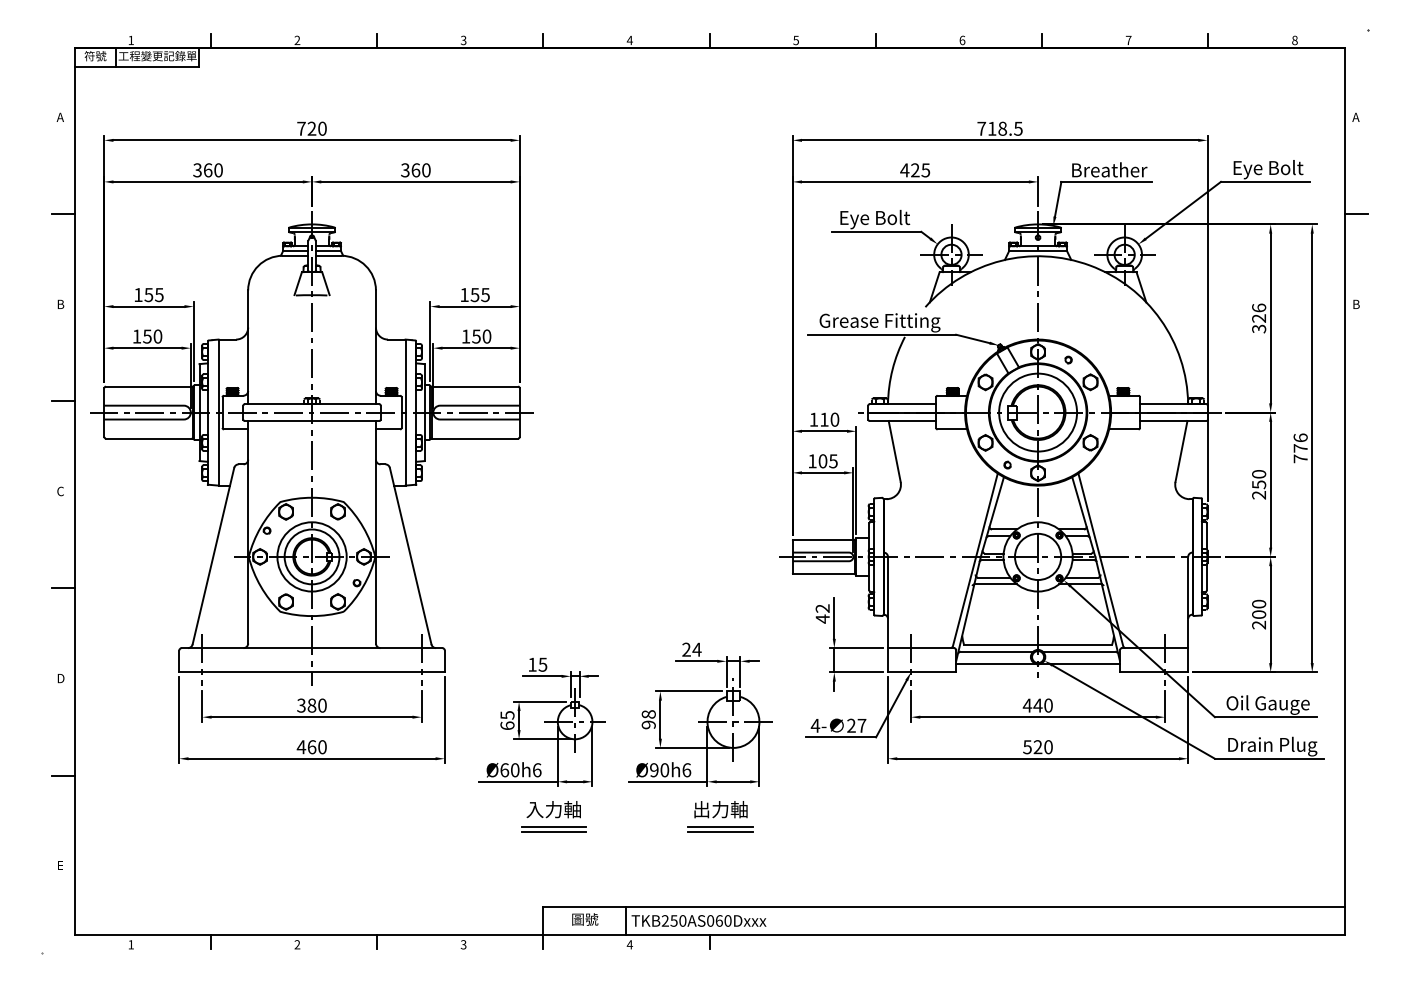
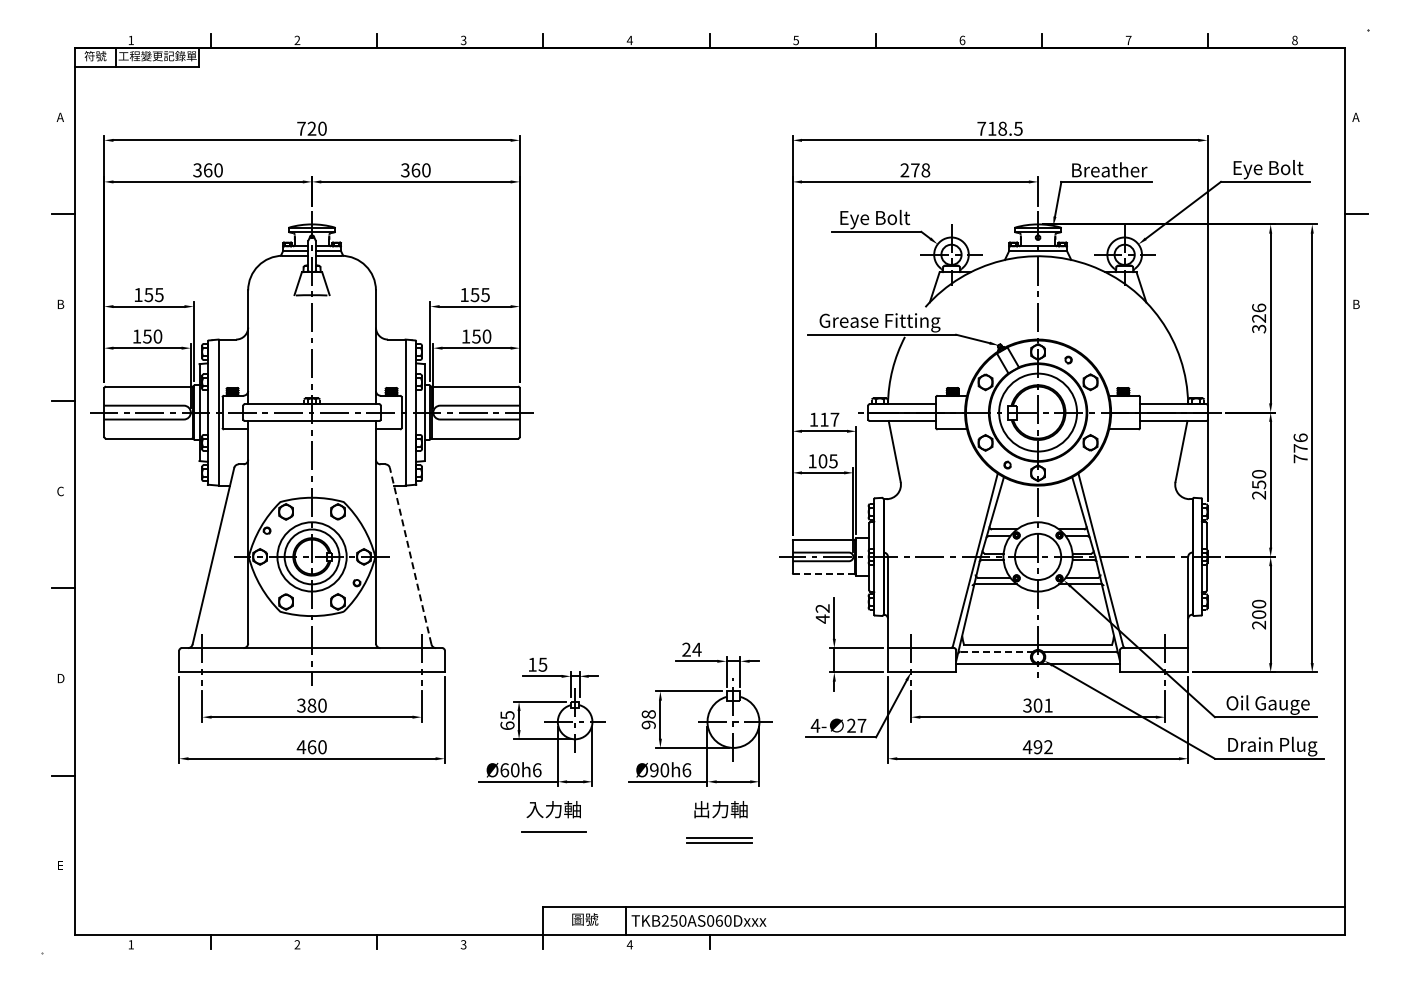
text: 425 -> 278 (915, 170)
text: 110 -> 117 (834, 419)
line: solid -> dashed (410, 555)
line: solid -> dashed (824, 574)
line: solid -> dashed (997, 651)
text: 440 -> 301 (1037, 705)
text: 520 -> 492 (1037, 747)
line: present -> none (553, 827)
part position: (720, 829) -> (719, 840) (719, 840)
